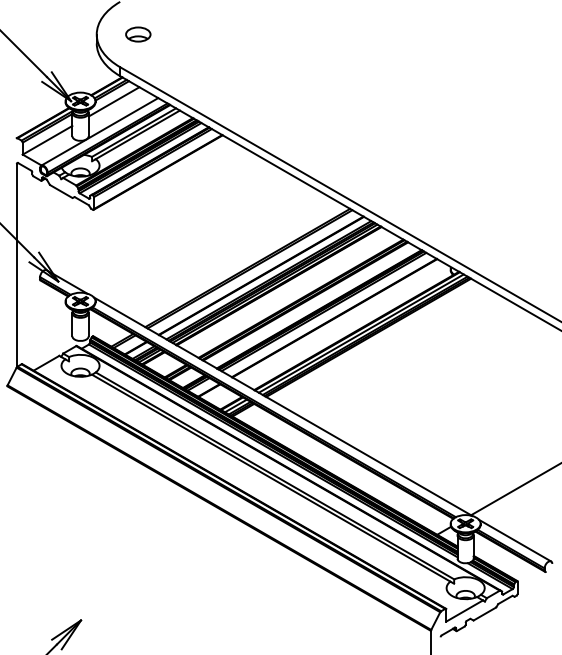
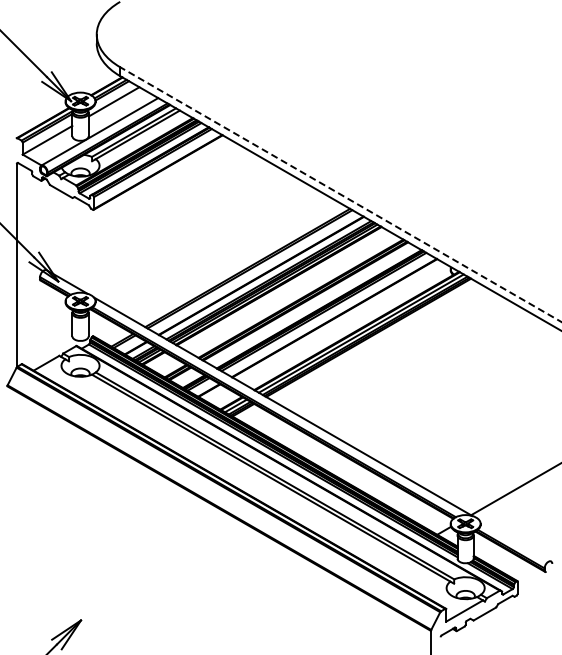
part: present -> none (138, 34)
line: solid -> dashed (340, 194)
line: present -> none (515, 540)
